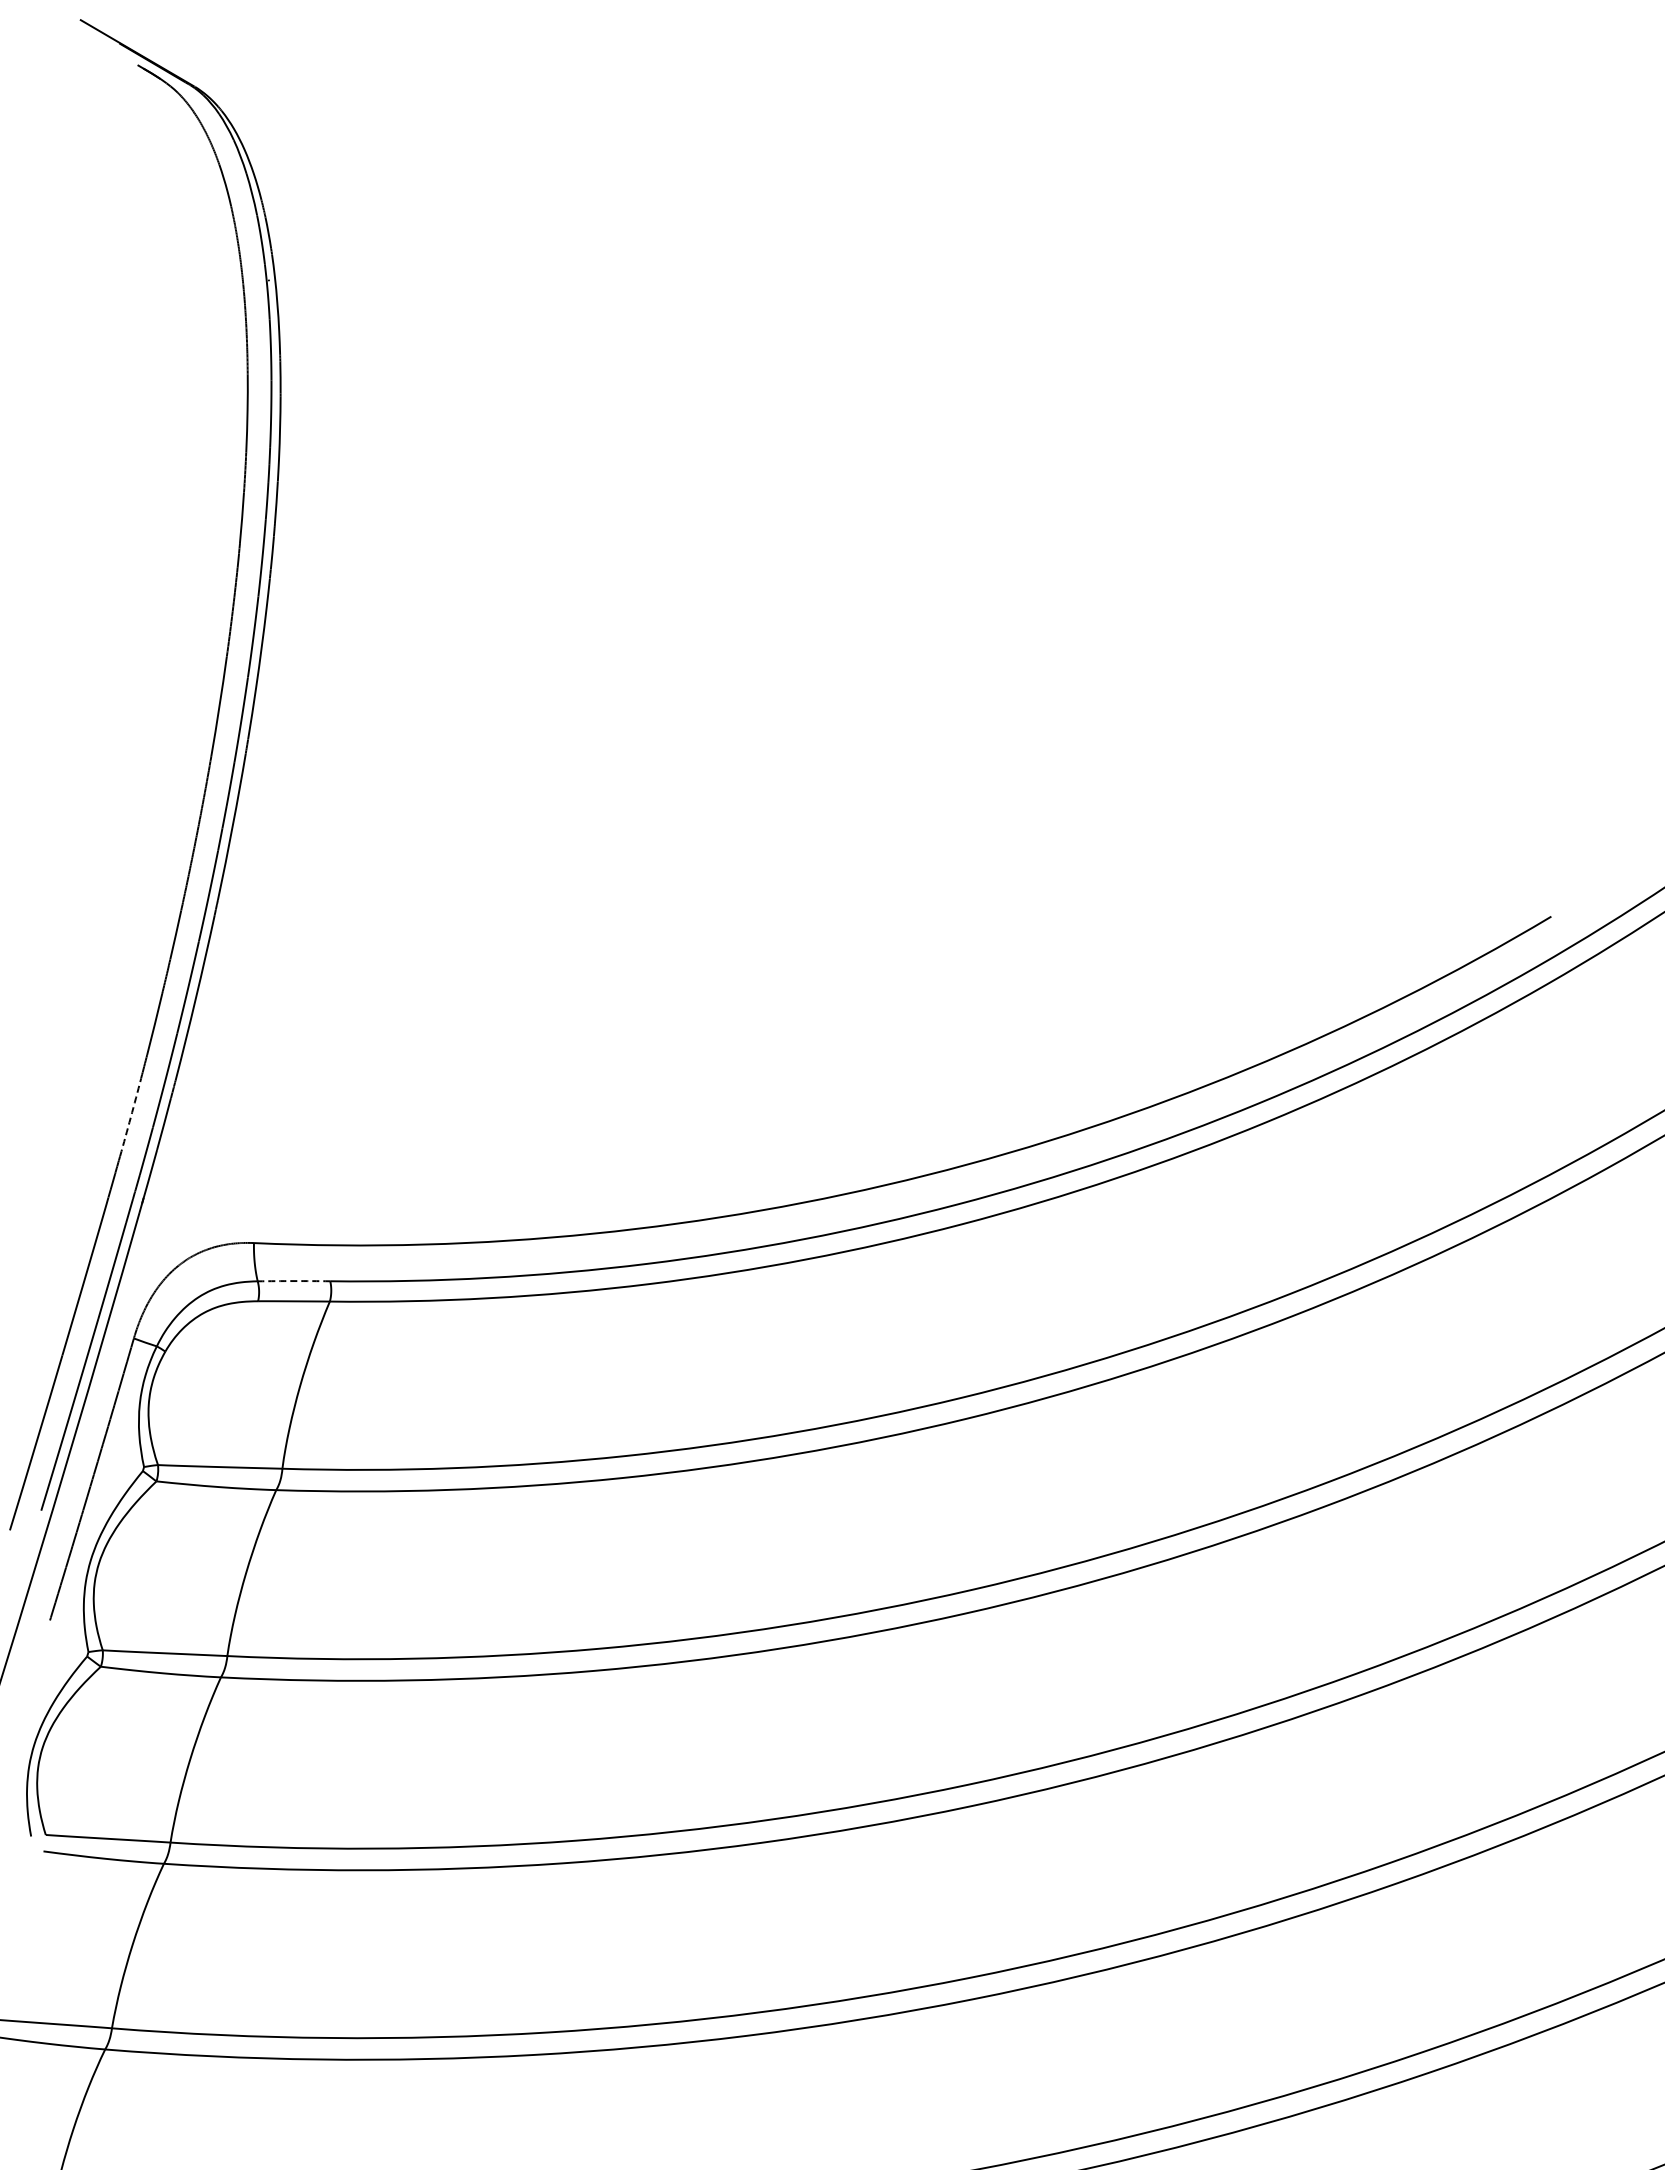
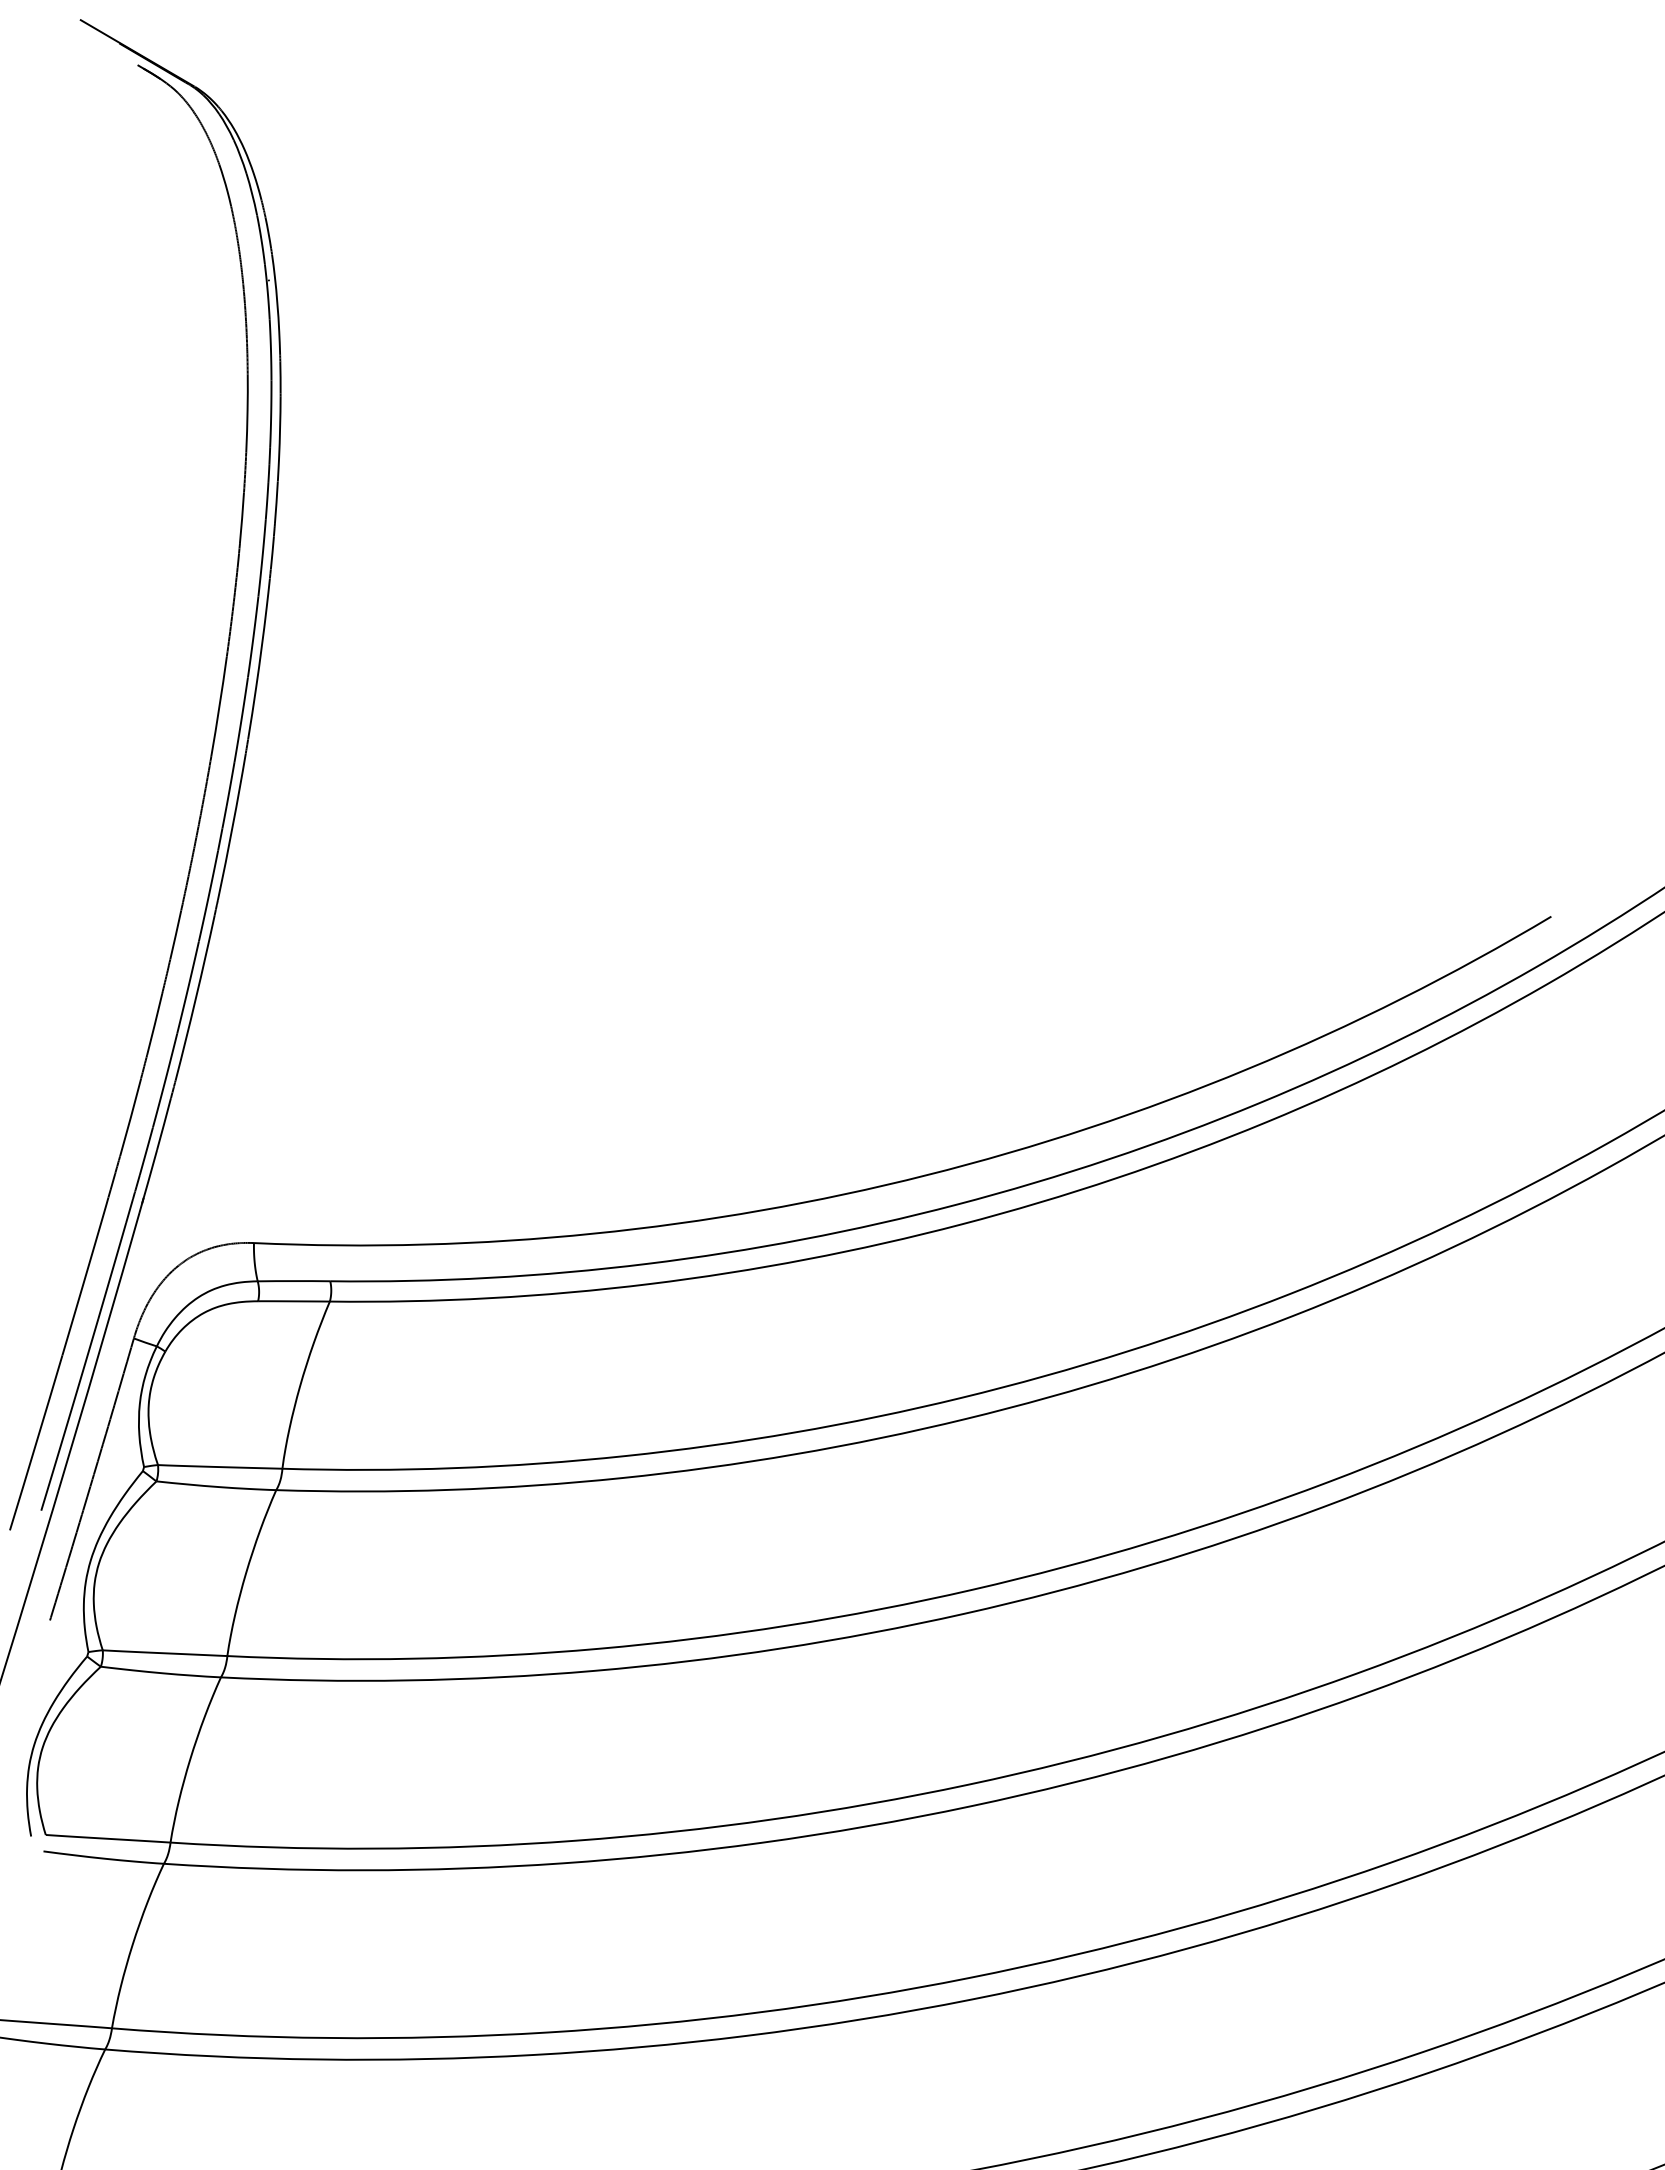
arc: dashed -> solid (130, 1117)
arc: dashed -> solid (294, 1281)
